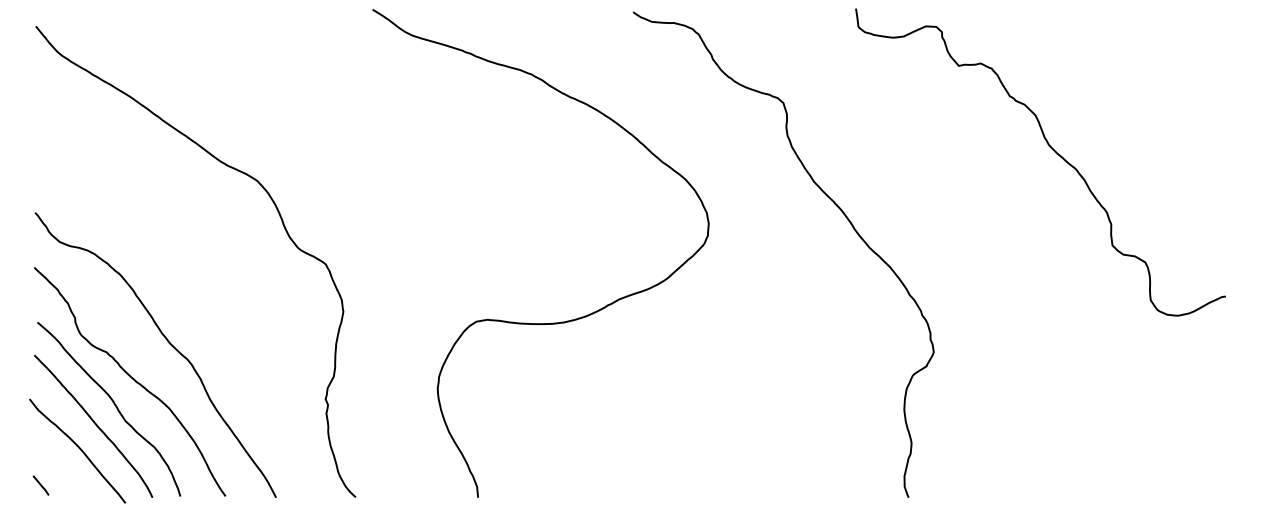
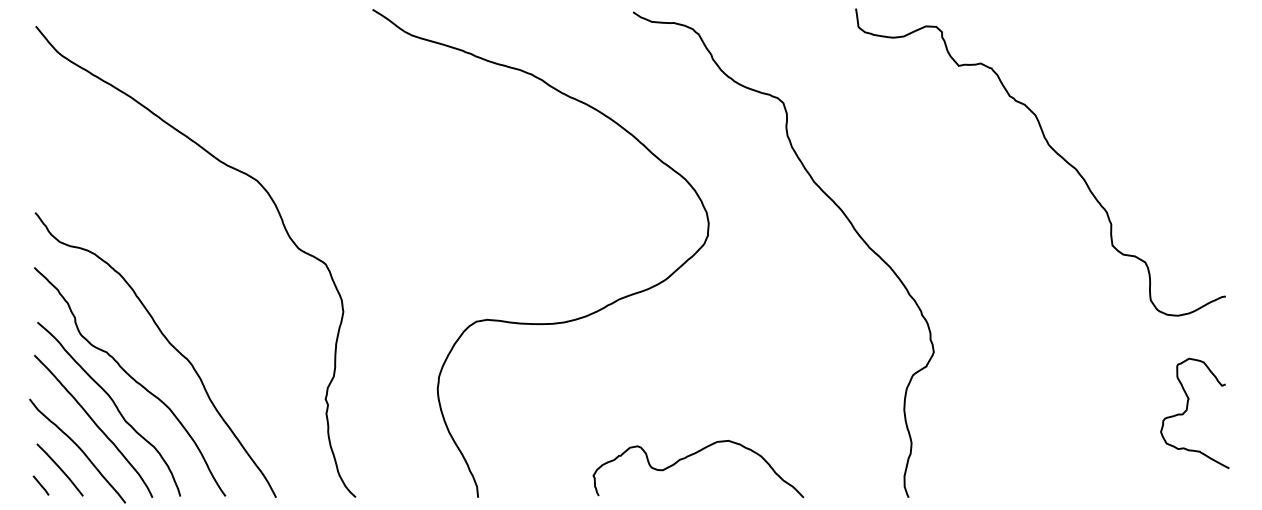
curve: none -> present (1187, 410)
curve: none -> present (692, 455)
curve: none -> present (59, 469)
